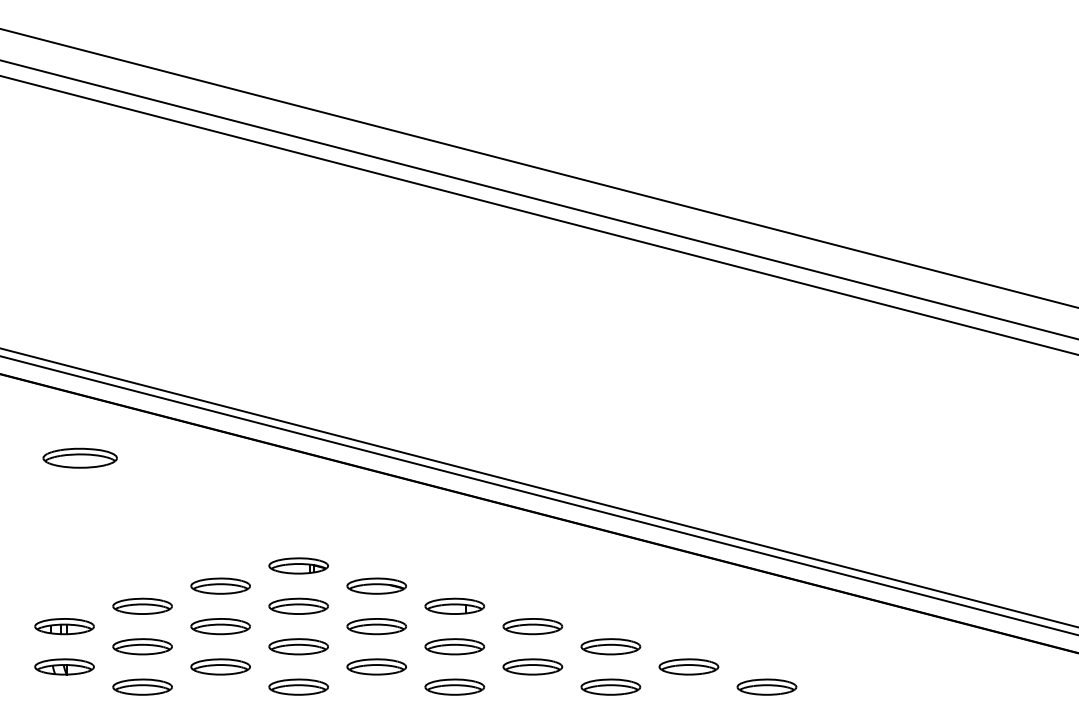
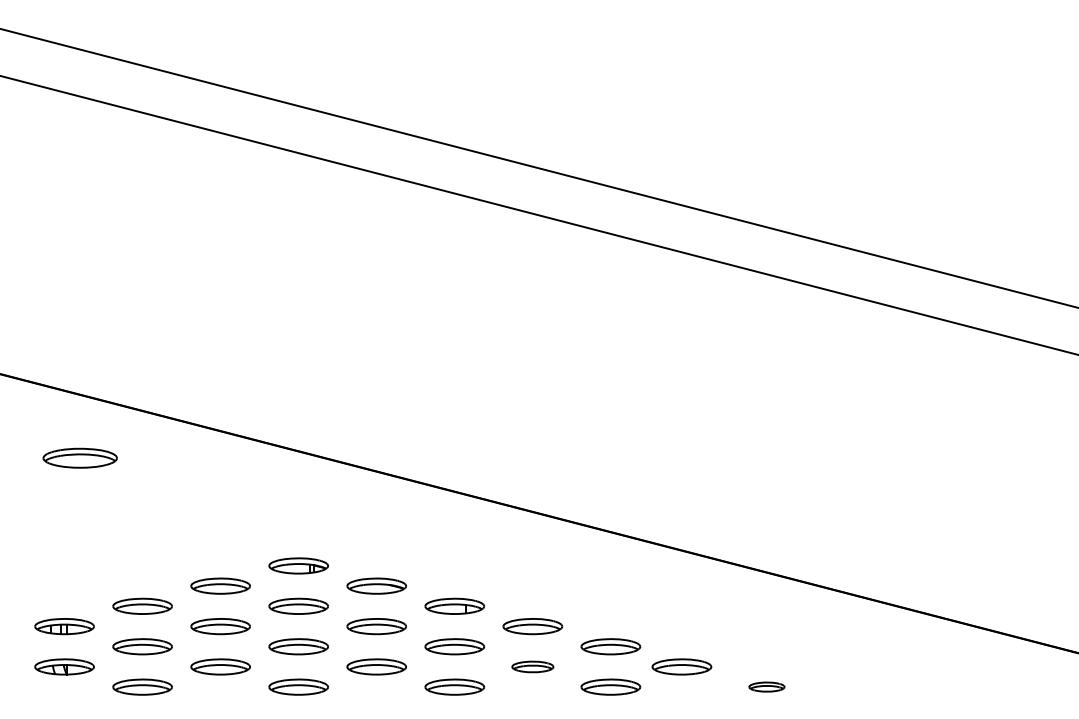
line: present -> none (538, 199)
line: present -> none (538, 487)
line: present -> none (538, 495)
part size: 62x18 px -> 44x14 px (532, 666)
part position: (688, 666) -> (681, 666) (681, 666)
part size: 62x18 px -> 38x12 px (766, 686)
